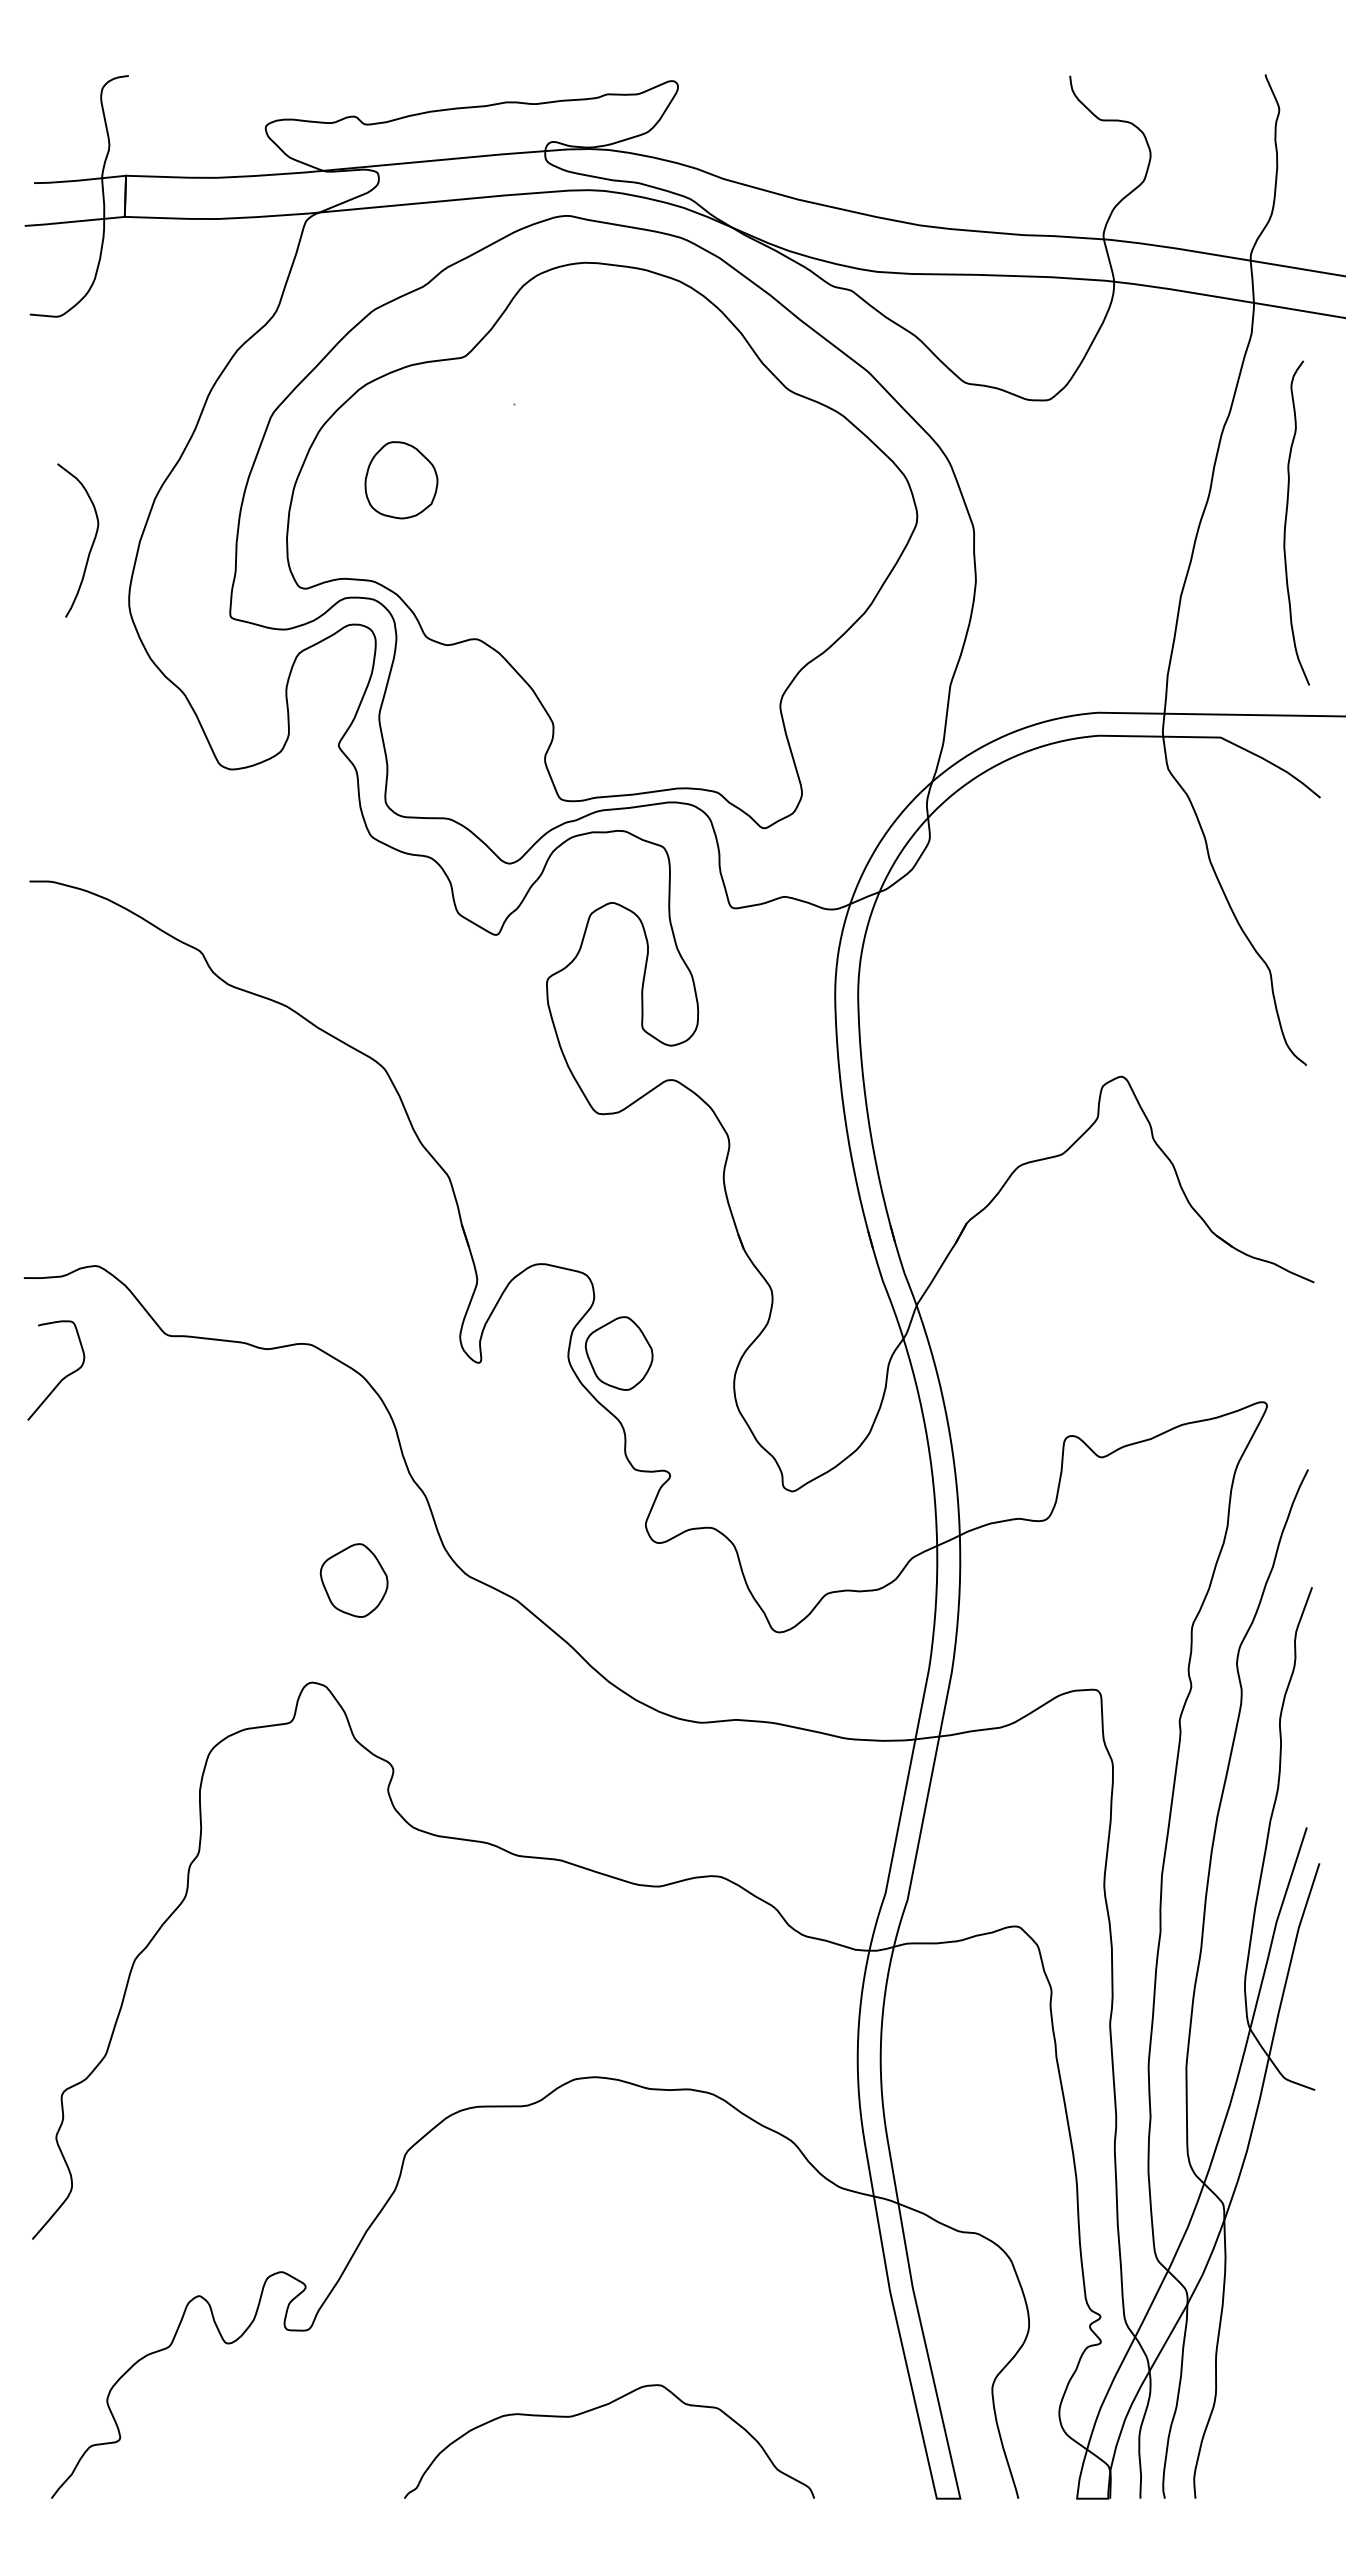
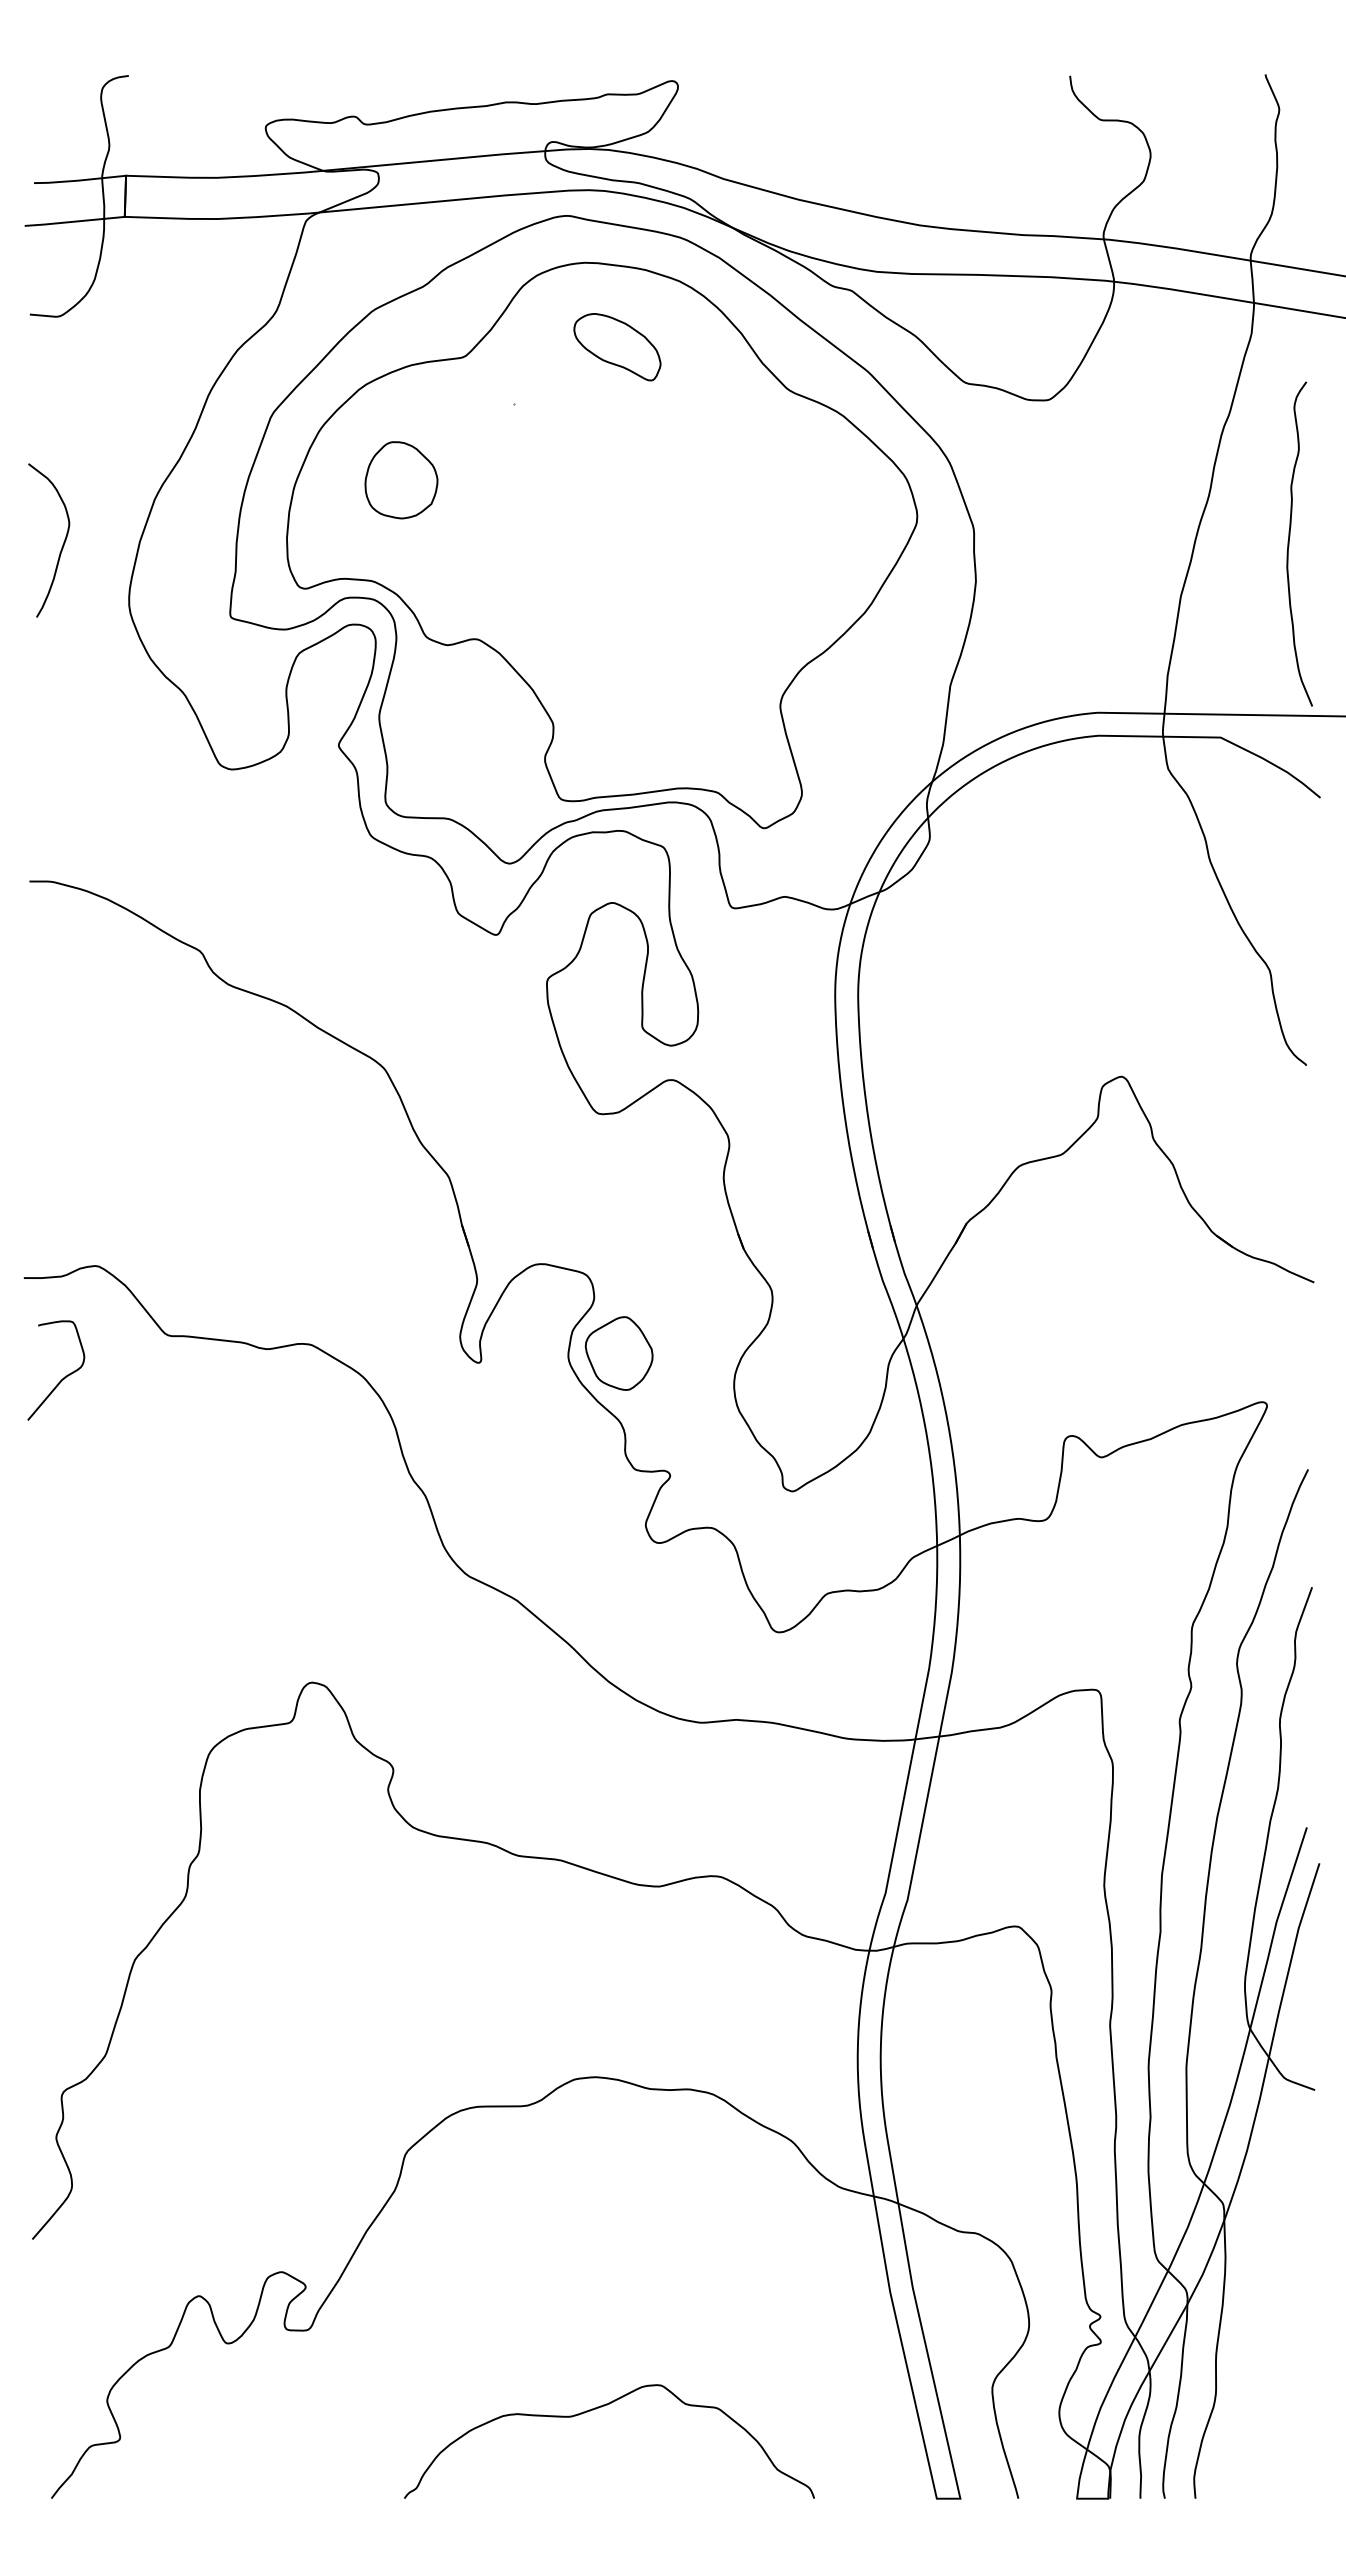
part: none -> present (617, 347)
curve position: (1286, 522) -> (1289, 543) (1289, 543)
curve position: (91, 544) -> (62, 544) (62, 544)
part: present -> none (353, 1580)
